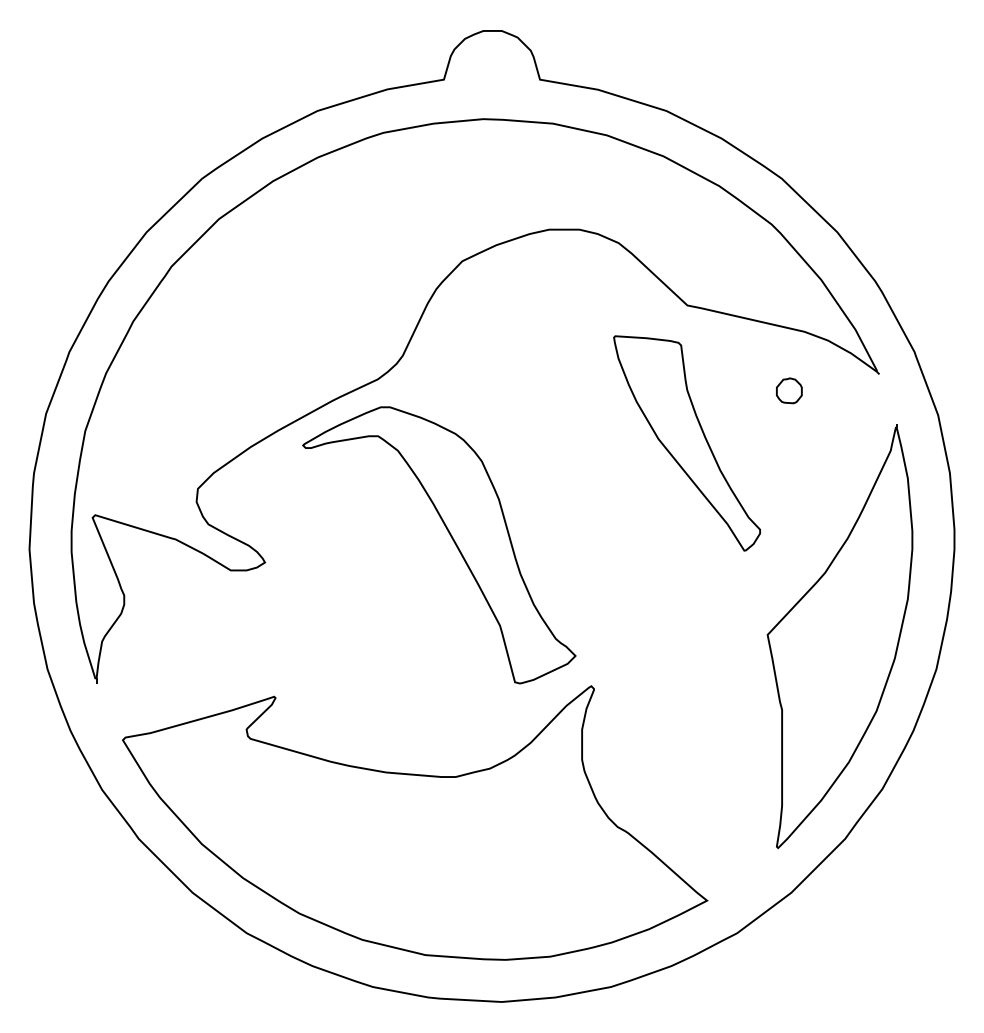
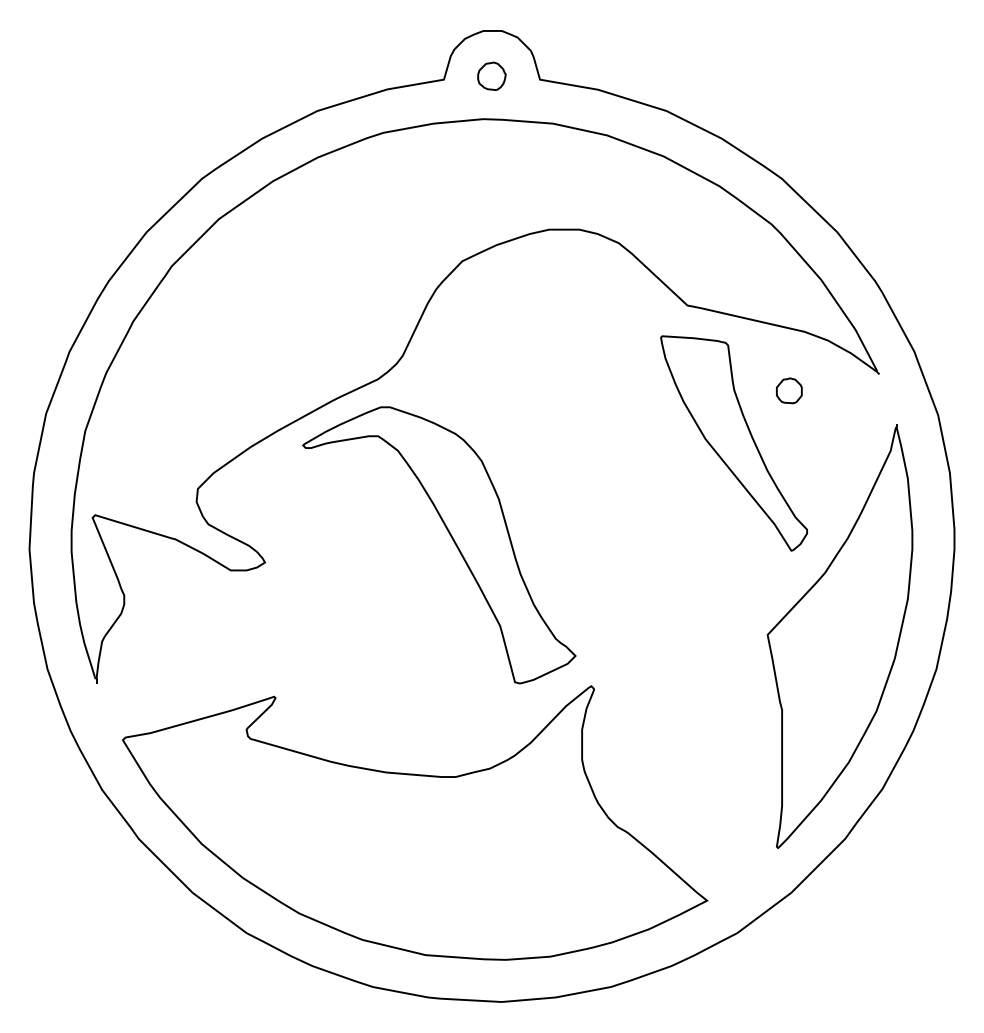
part: none -> present (491, 75)
part position: (686, 443) -> (733, 443) (733, 443)
